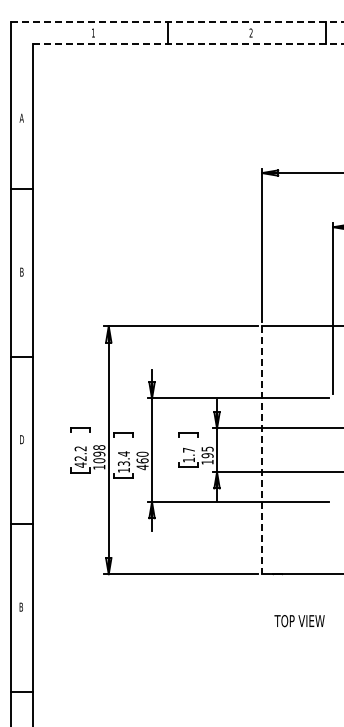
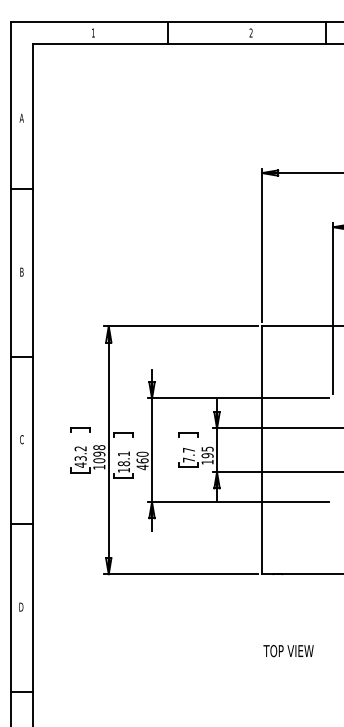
line: dashed -> solid (177, 21)
line: dashed -> solid (188, 44)
text: D -> C (22, 439)
line: dashed -> solid (262, 450)
text: 42.2 -> 43.2 (81, 458)
text: 13.4 -> 18.1 (123, 458)
text: 1.7 -> 7.7 (188, 459)
text: B -> D (21, 606)
text position: (299, 621) -> (288, 651) (288, 651)
